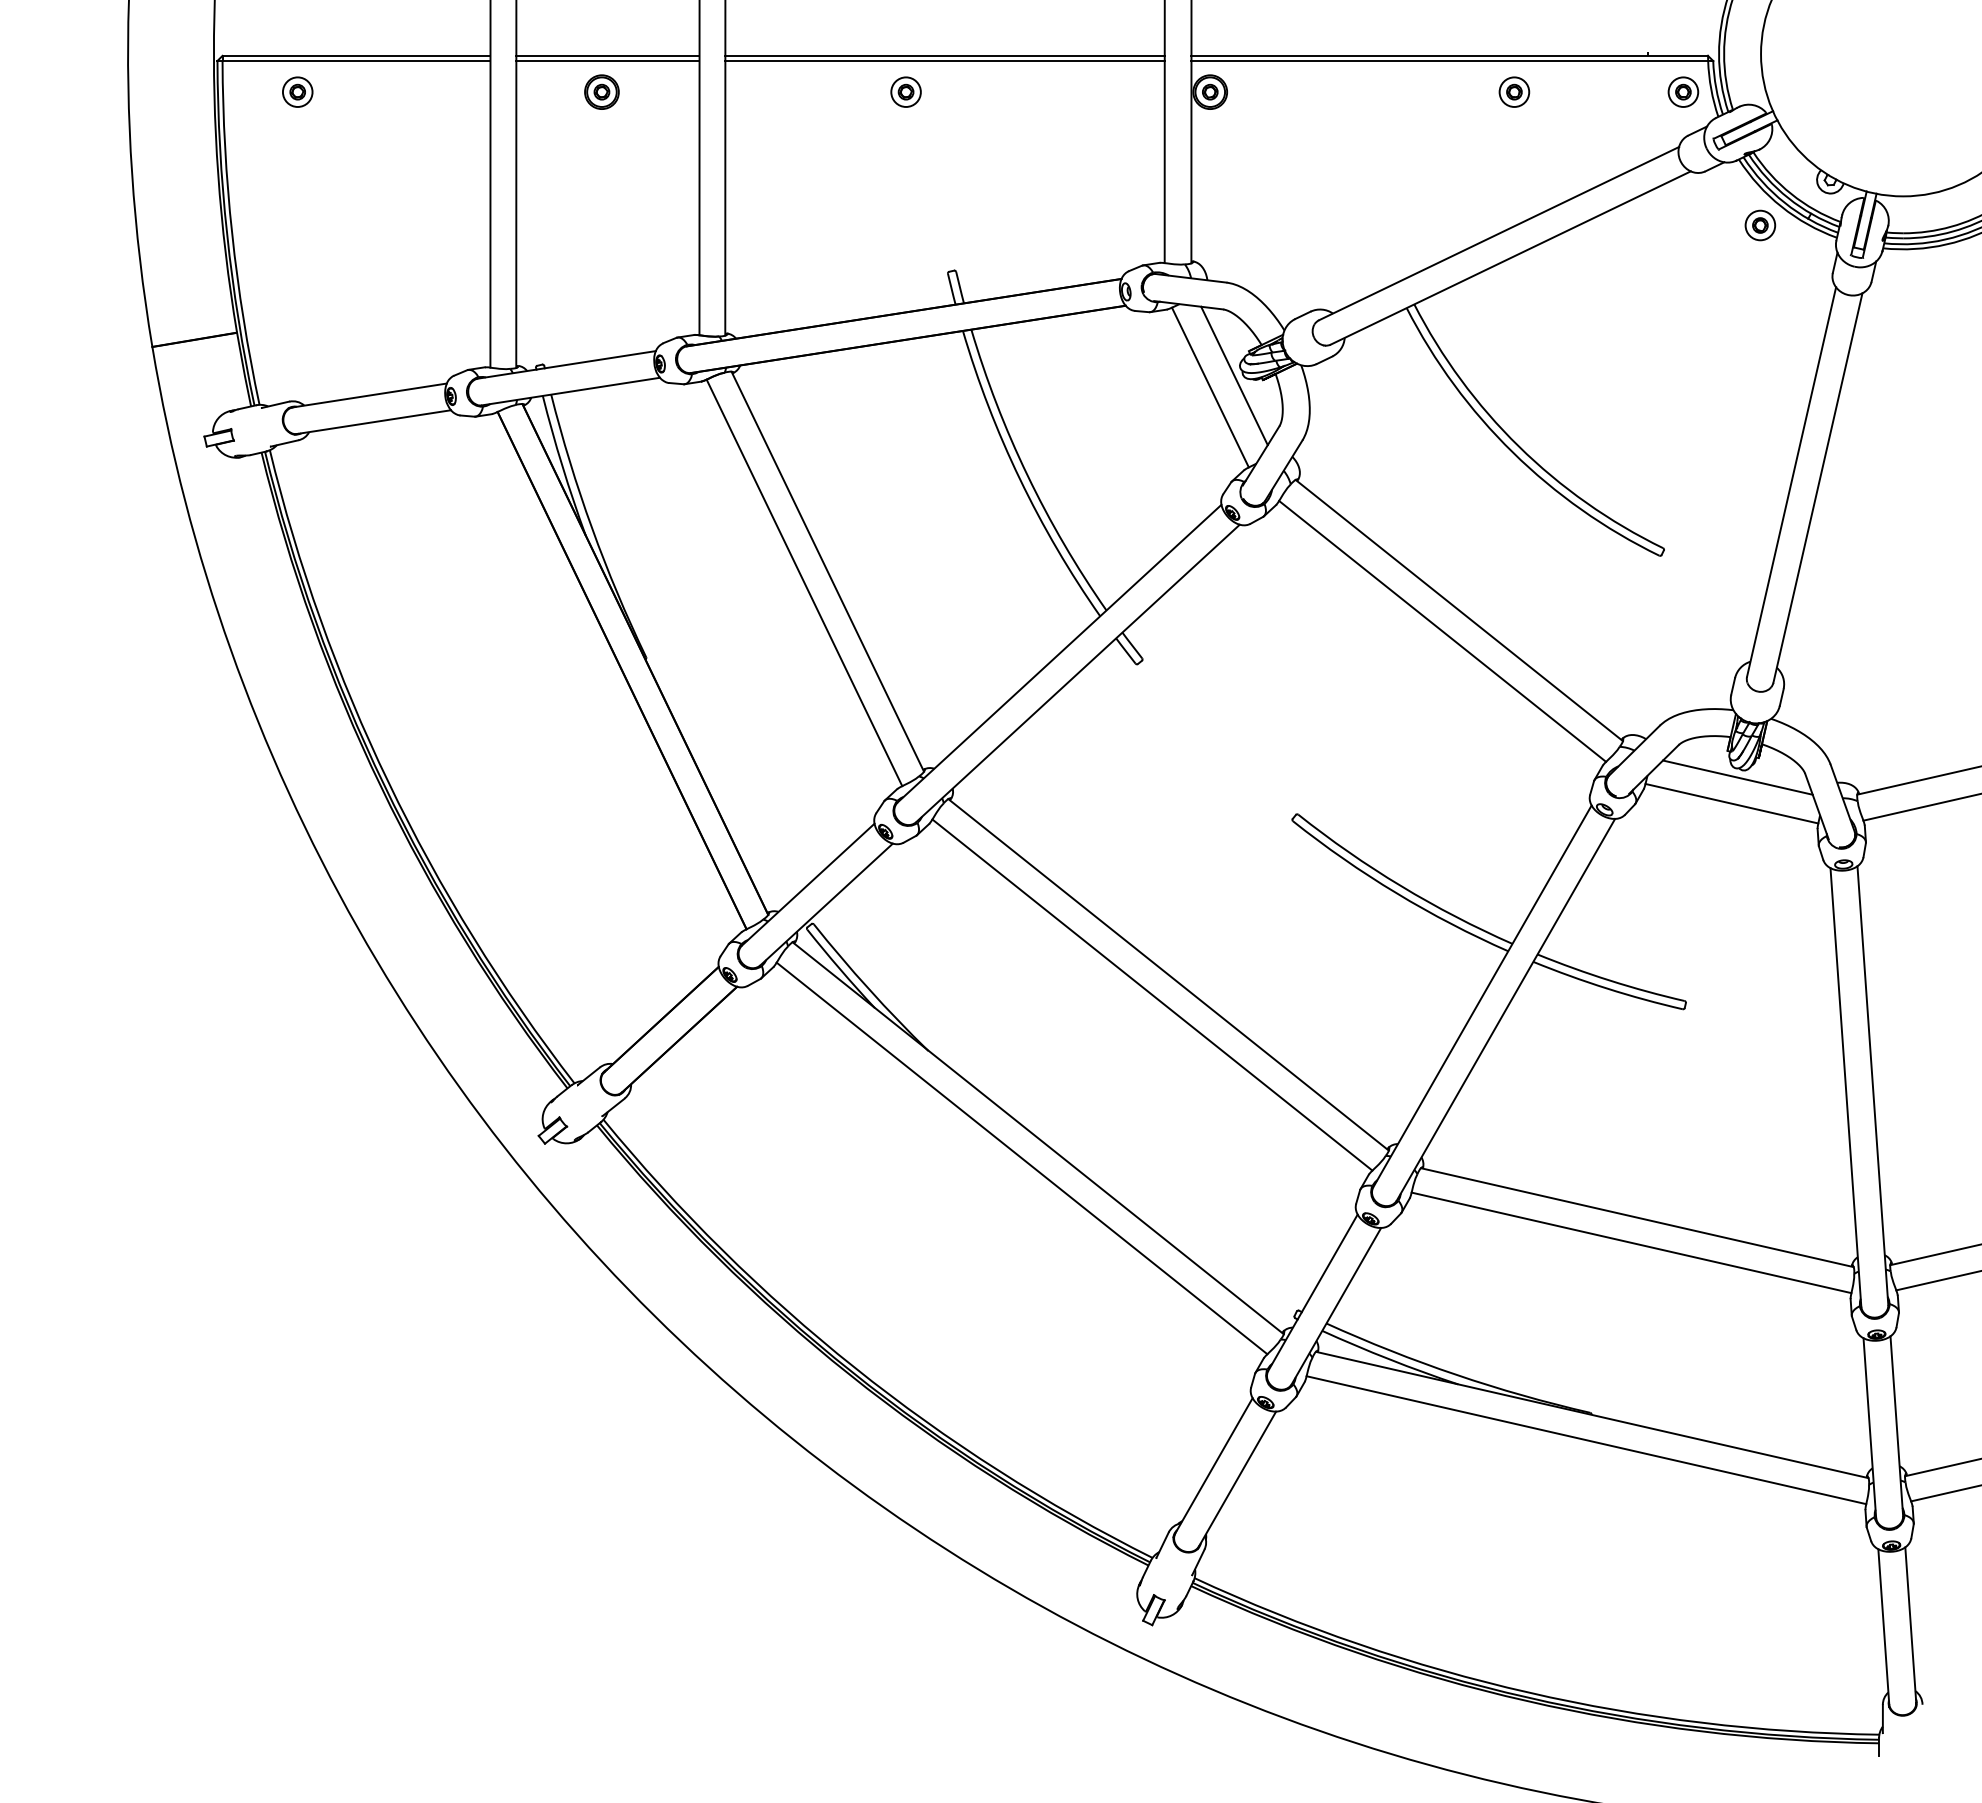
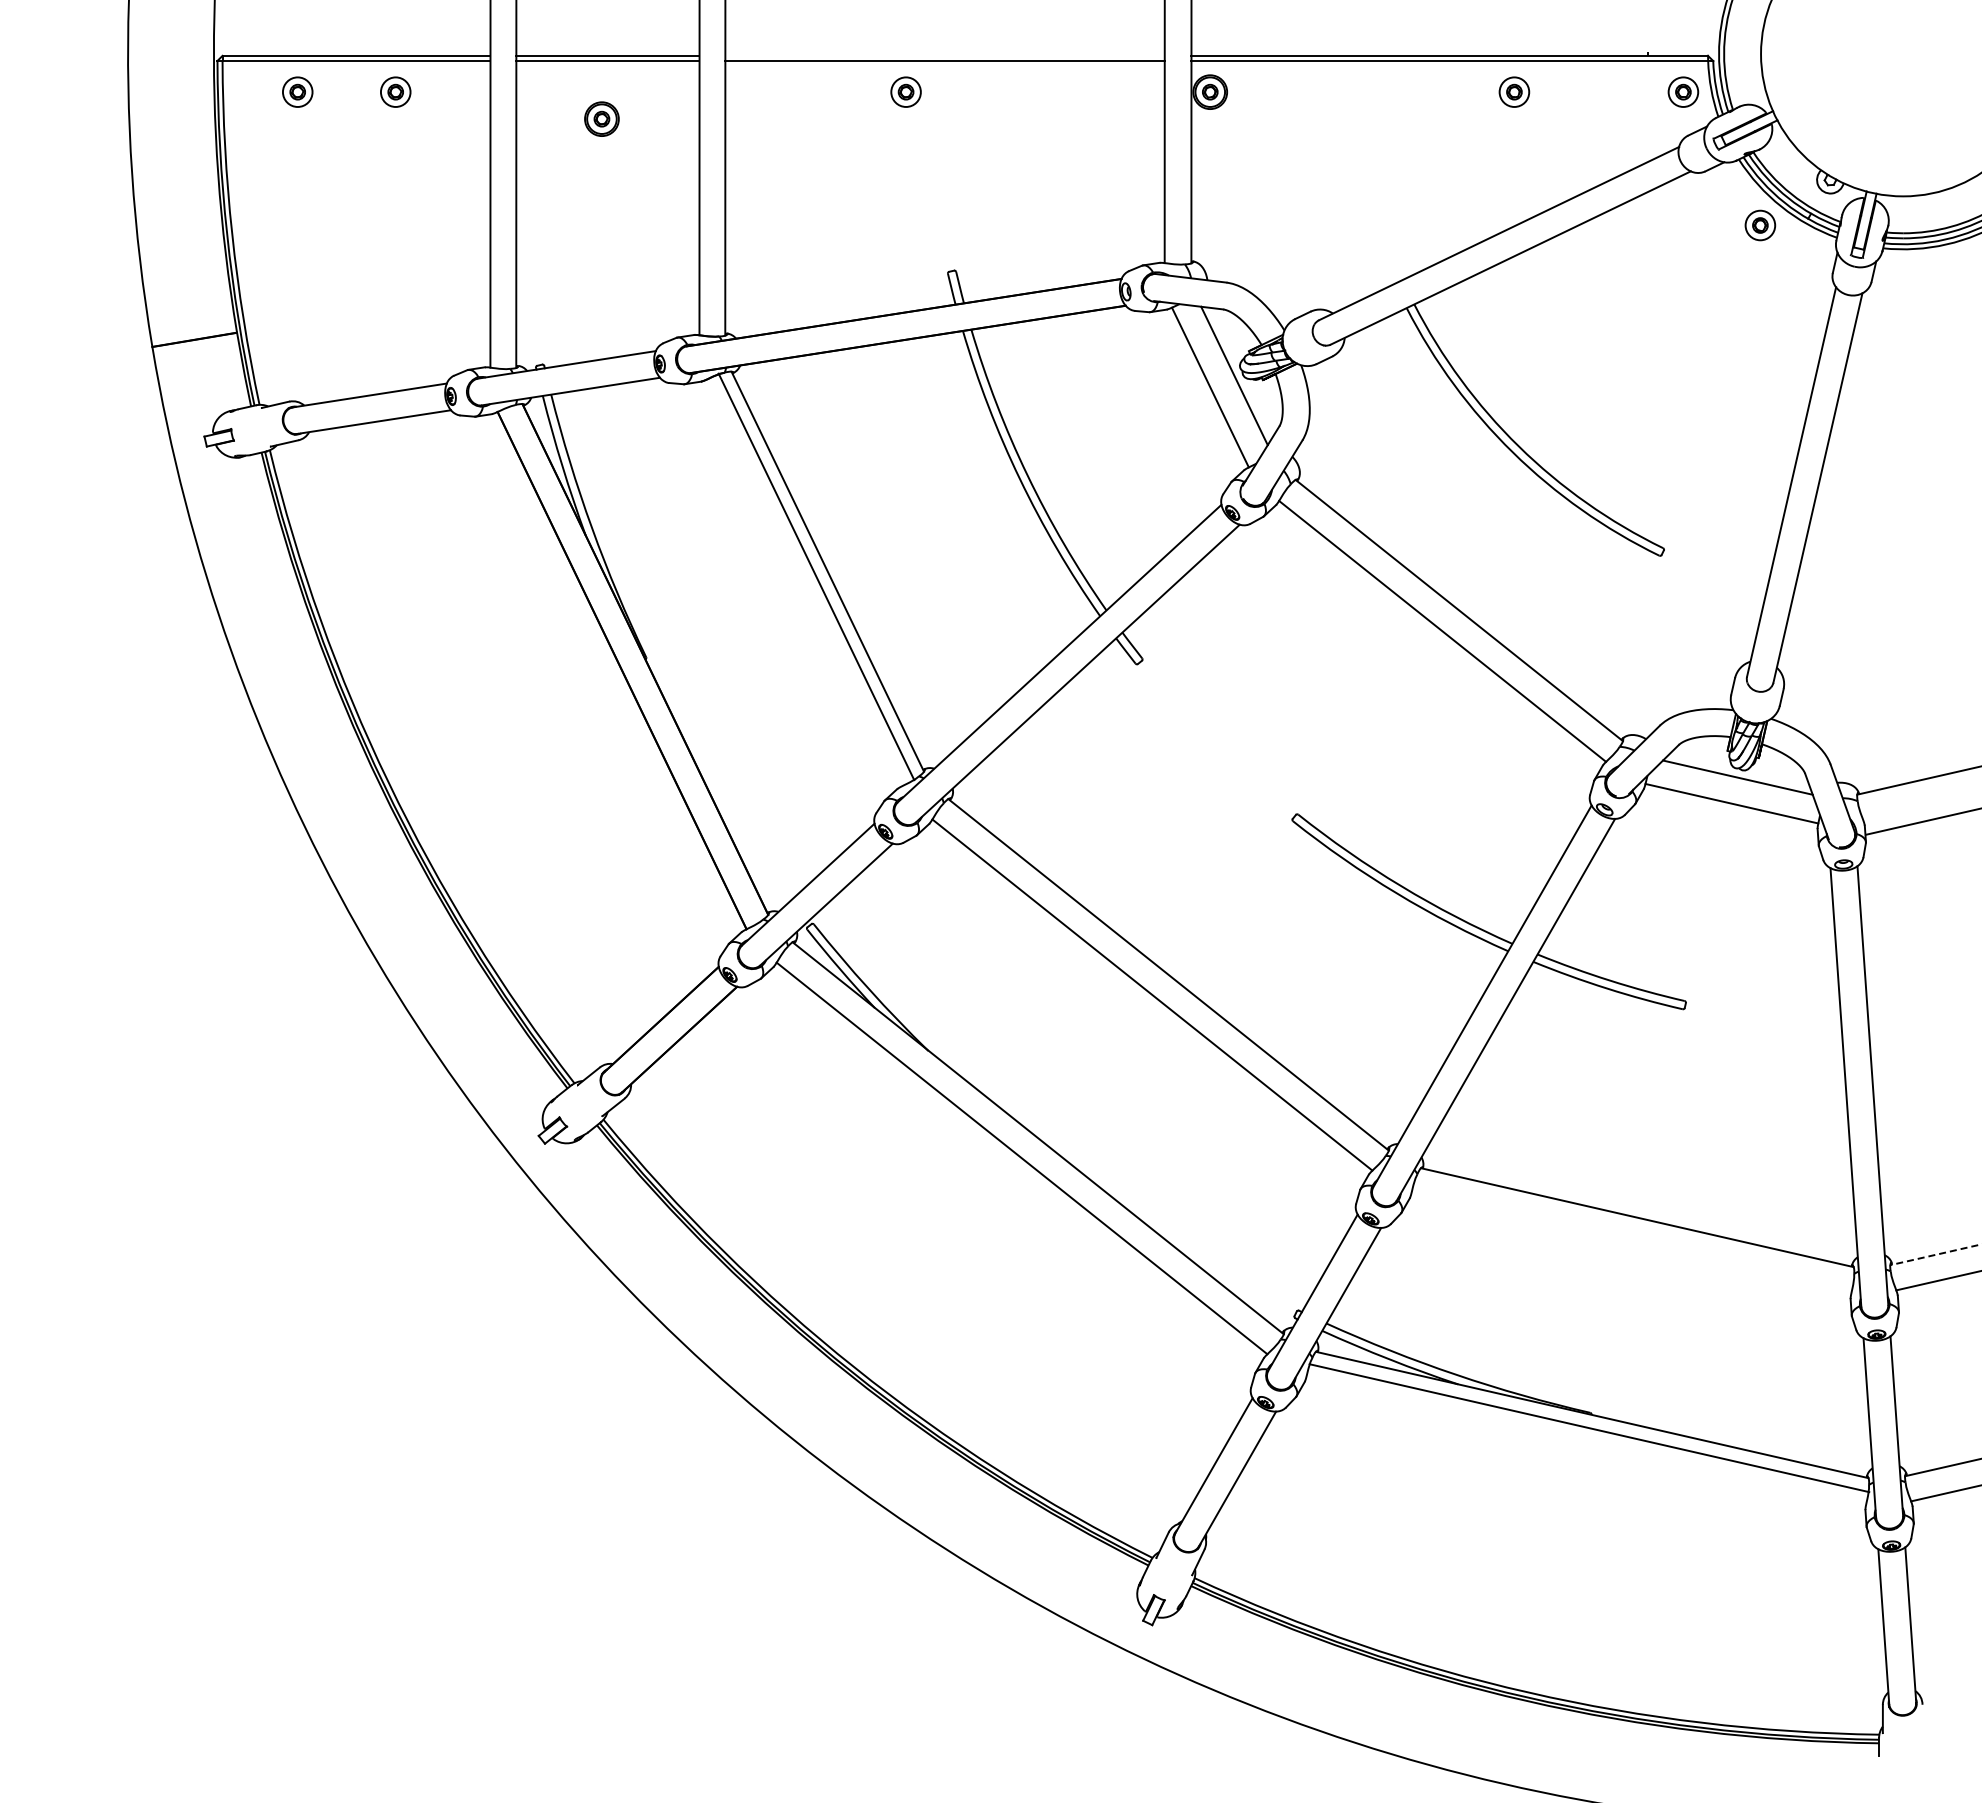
line: present -> none (944, 55)
part: none -> present (395, 91)
part position: (601, 91) -> (601, 118) (601, 118)
line position: (804, 582) -> (816, 576) (816, 576)
line position: (1920, 807) -> (1922, 821) (1922, 821)
line: present -> none (1631, 1242)
line: solid -> dashed (1935, 1254)
line position: (1586, 1440) -> (1589, 1428) (1589, 1428)
